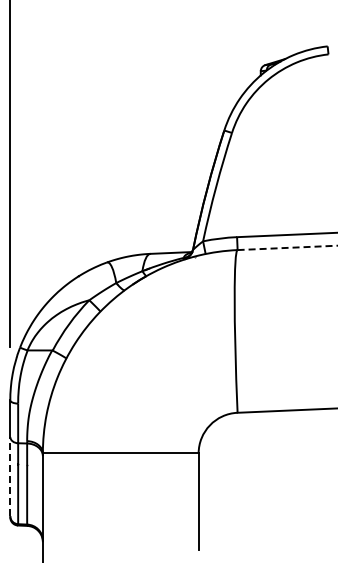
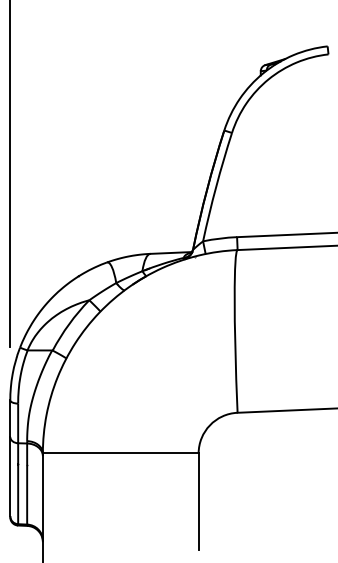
line: dashed -> solid (287, 247)
line: dashed -> solid (10, 476)
